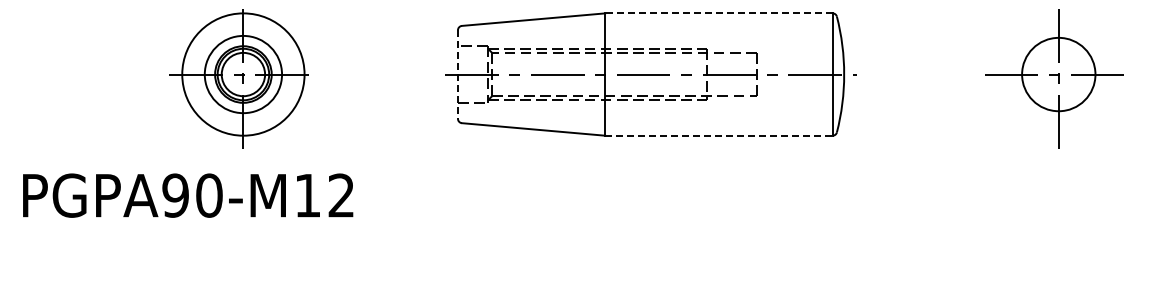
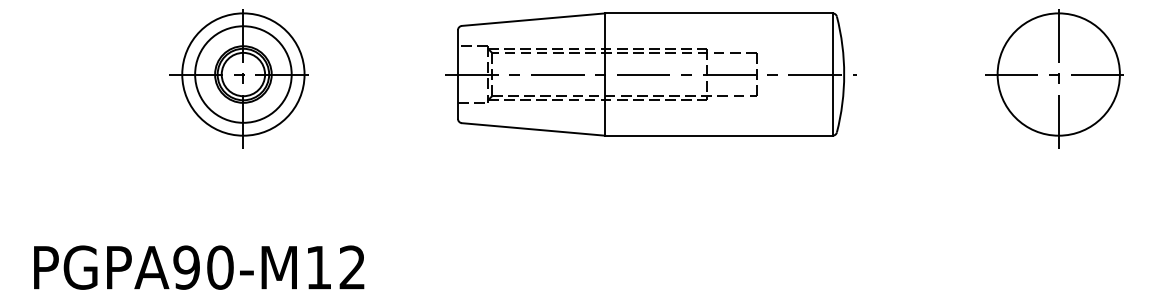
line: dashed -> solid (718, 13)
circle diameter: 77 px -> 97 px (243, 74)
circle diameter: 73 px -> 122 px (1058, 74)
line: dashed -> solid (457, 75)
line: dashed -> solid (718, 135)
text position: (188, 195) -> (199, 267) (199, 267)
